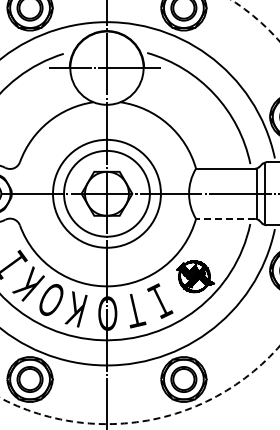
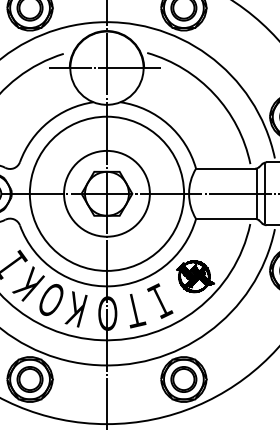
circle diameter: 108 px -> 154 px (106, 193)
circle: dashed -> solid (139, 212)
line: dashed -> solid (225, 218)
